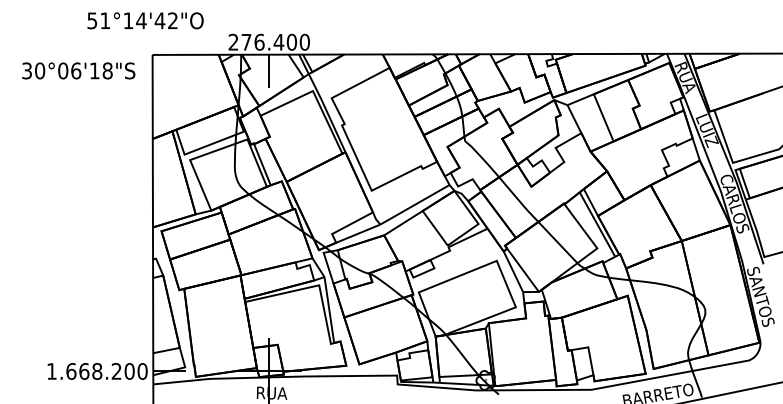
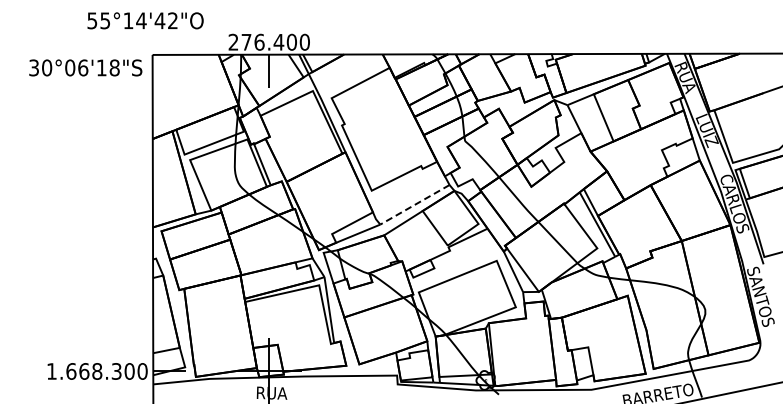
text: 51°14'42"O -> 55°14'42"O (104, 20)
text position: (78, 70) -> (85, 67) (85, 67)
line: solid -> dashed (414, 204)
text: 1.668.200 -> 1.668.300 (116, 371)
